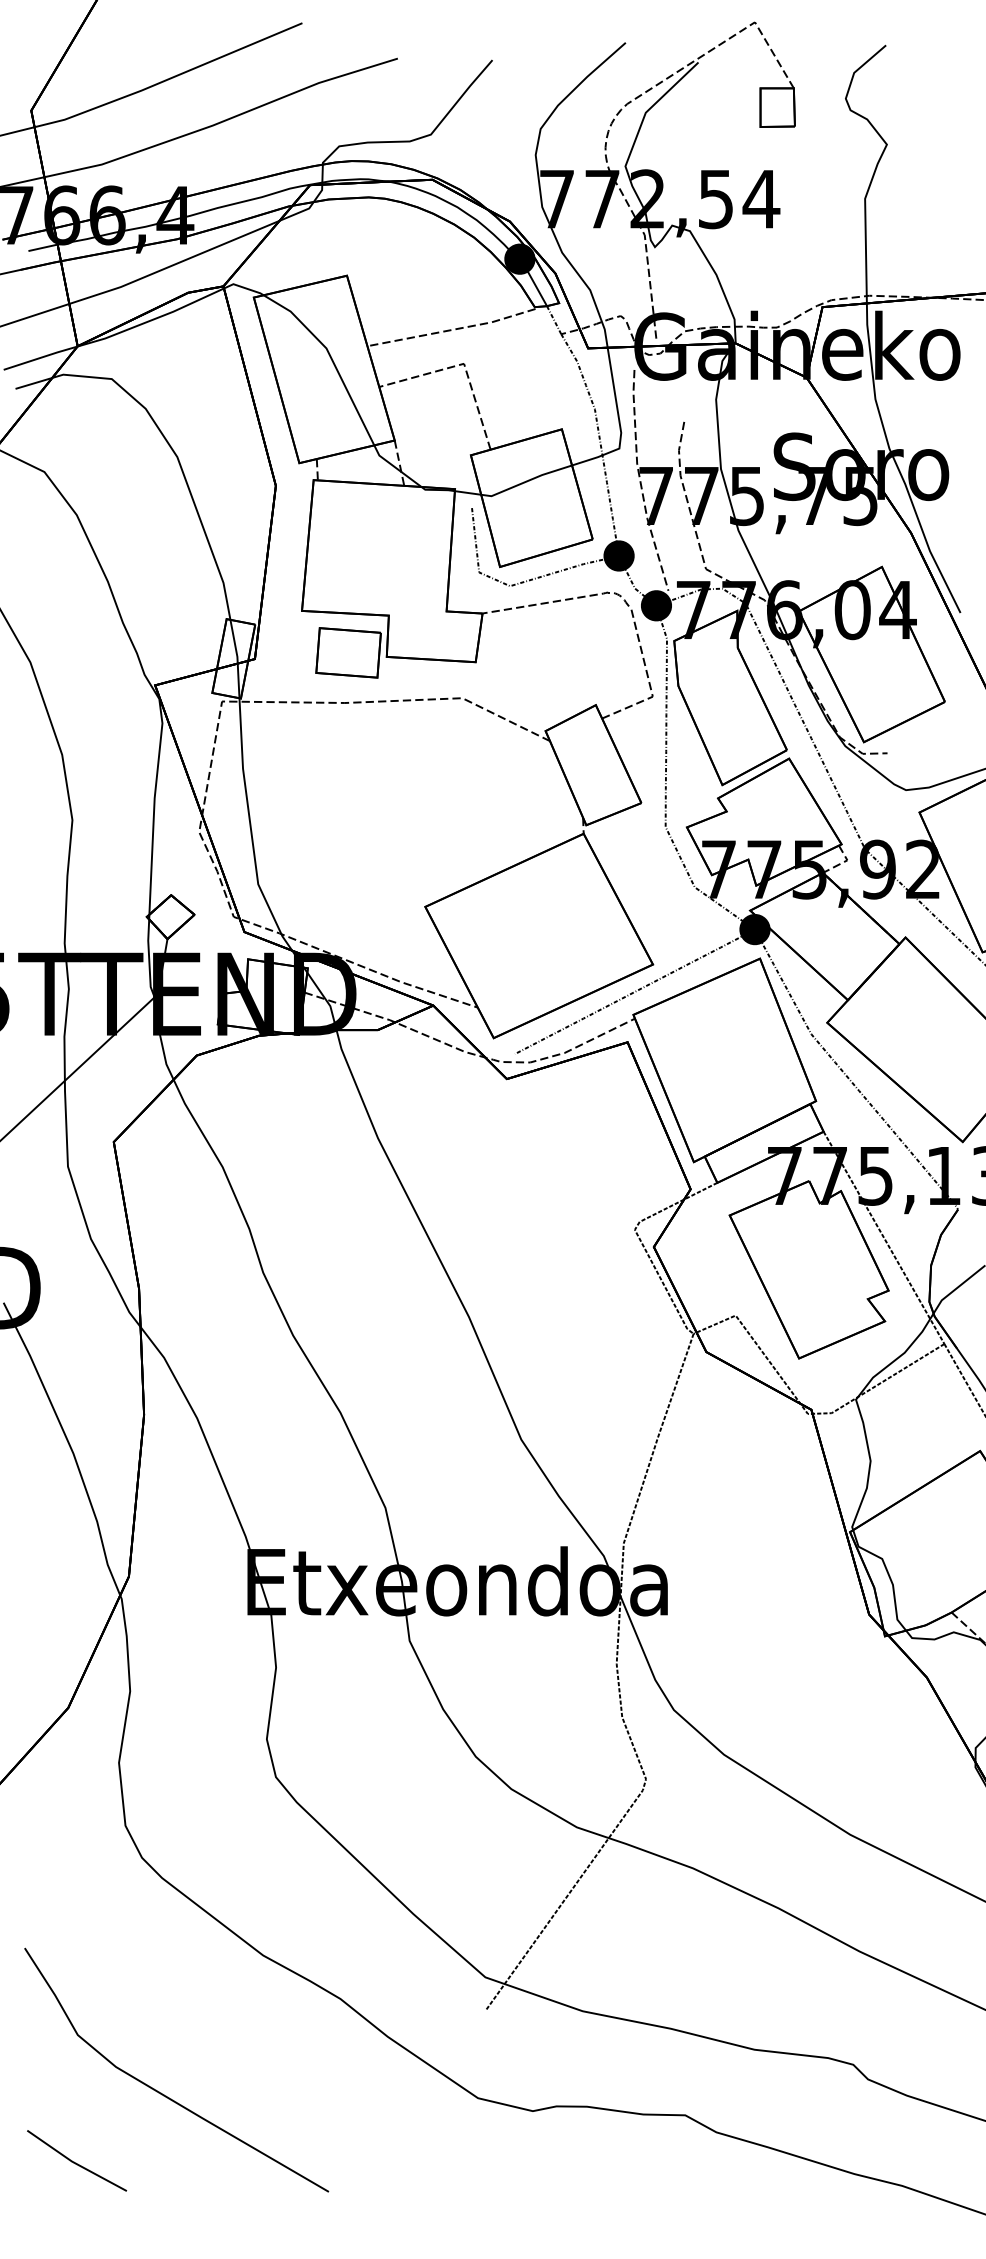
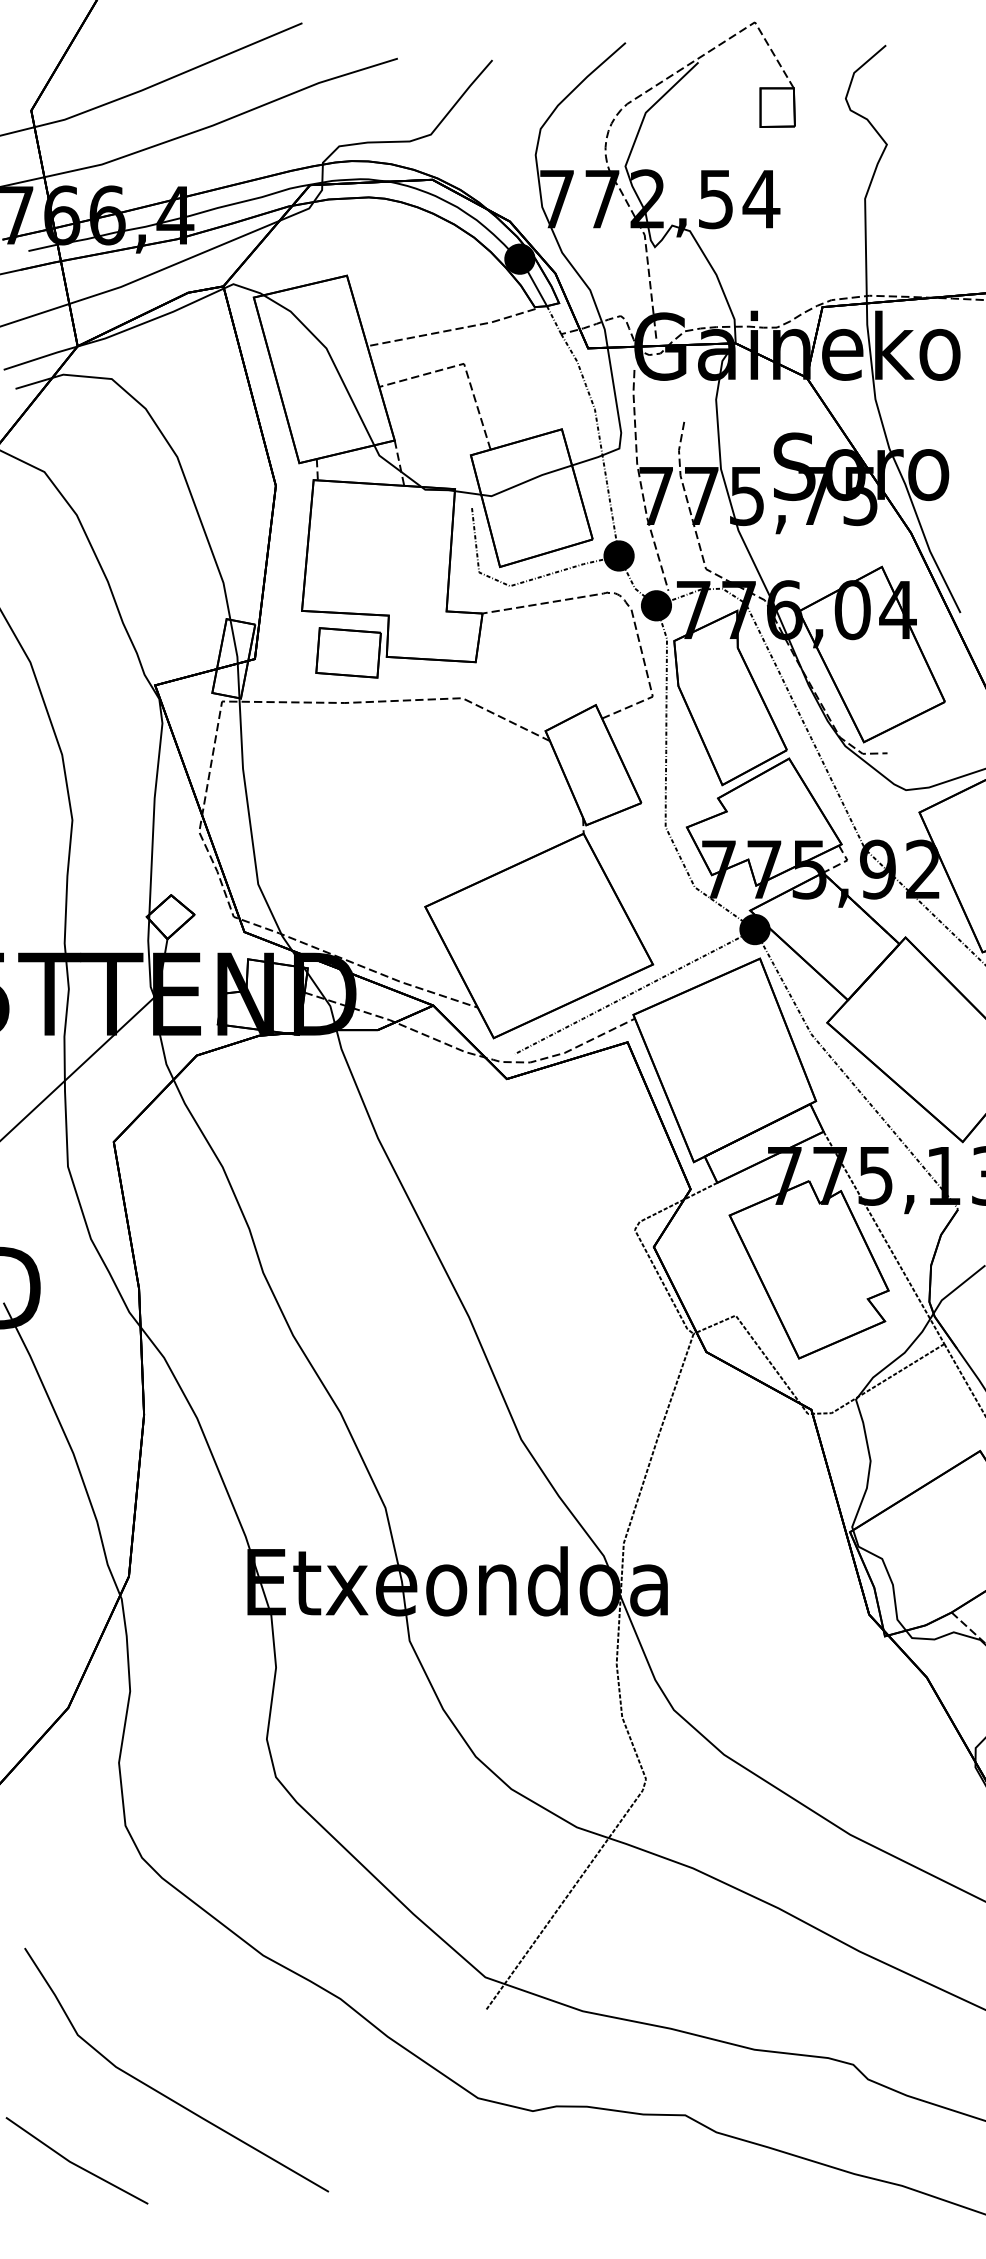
part size: 101x62 px -> 144x88 px (76, 2160)
